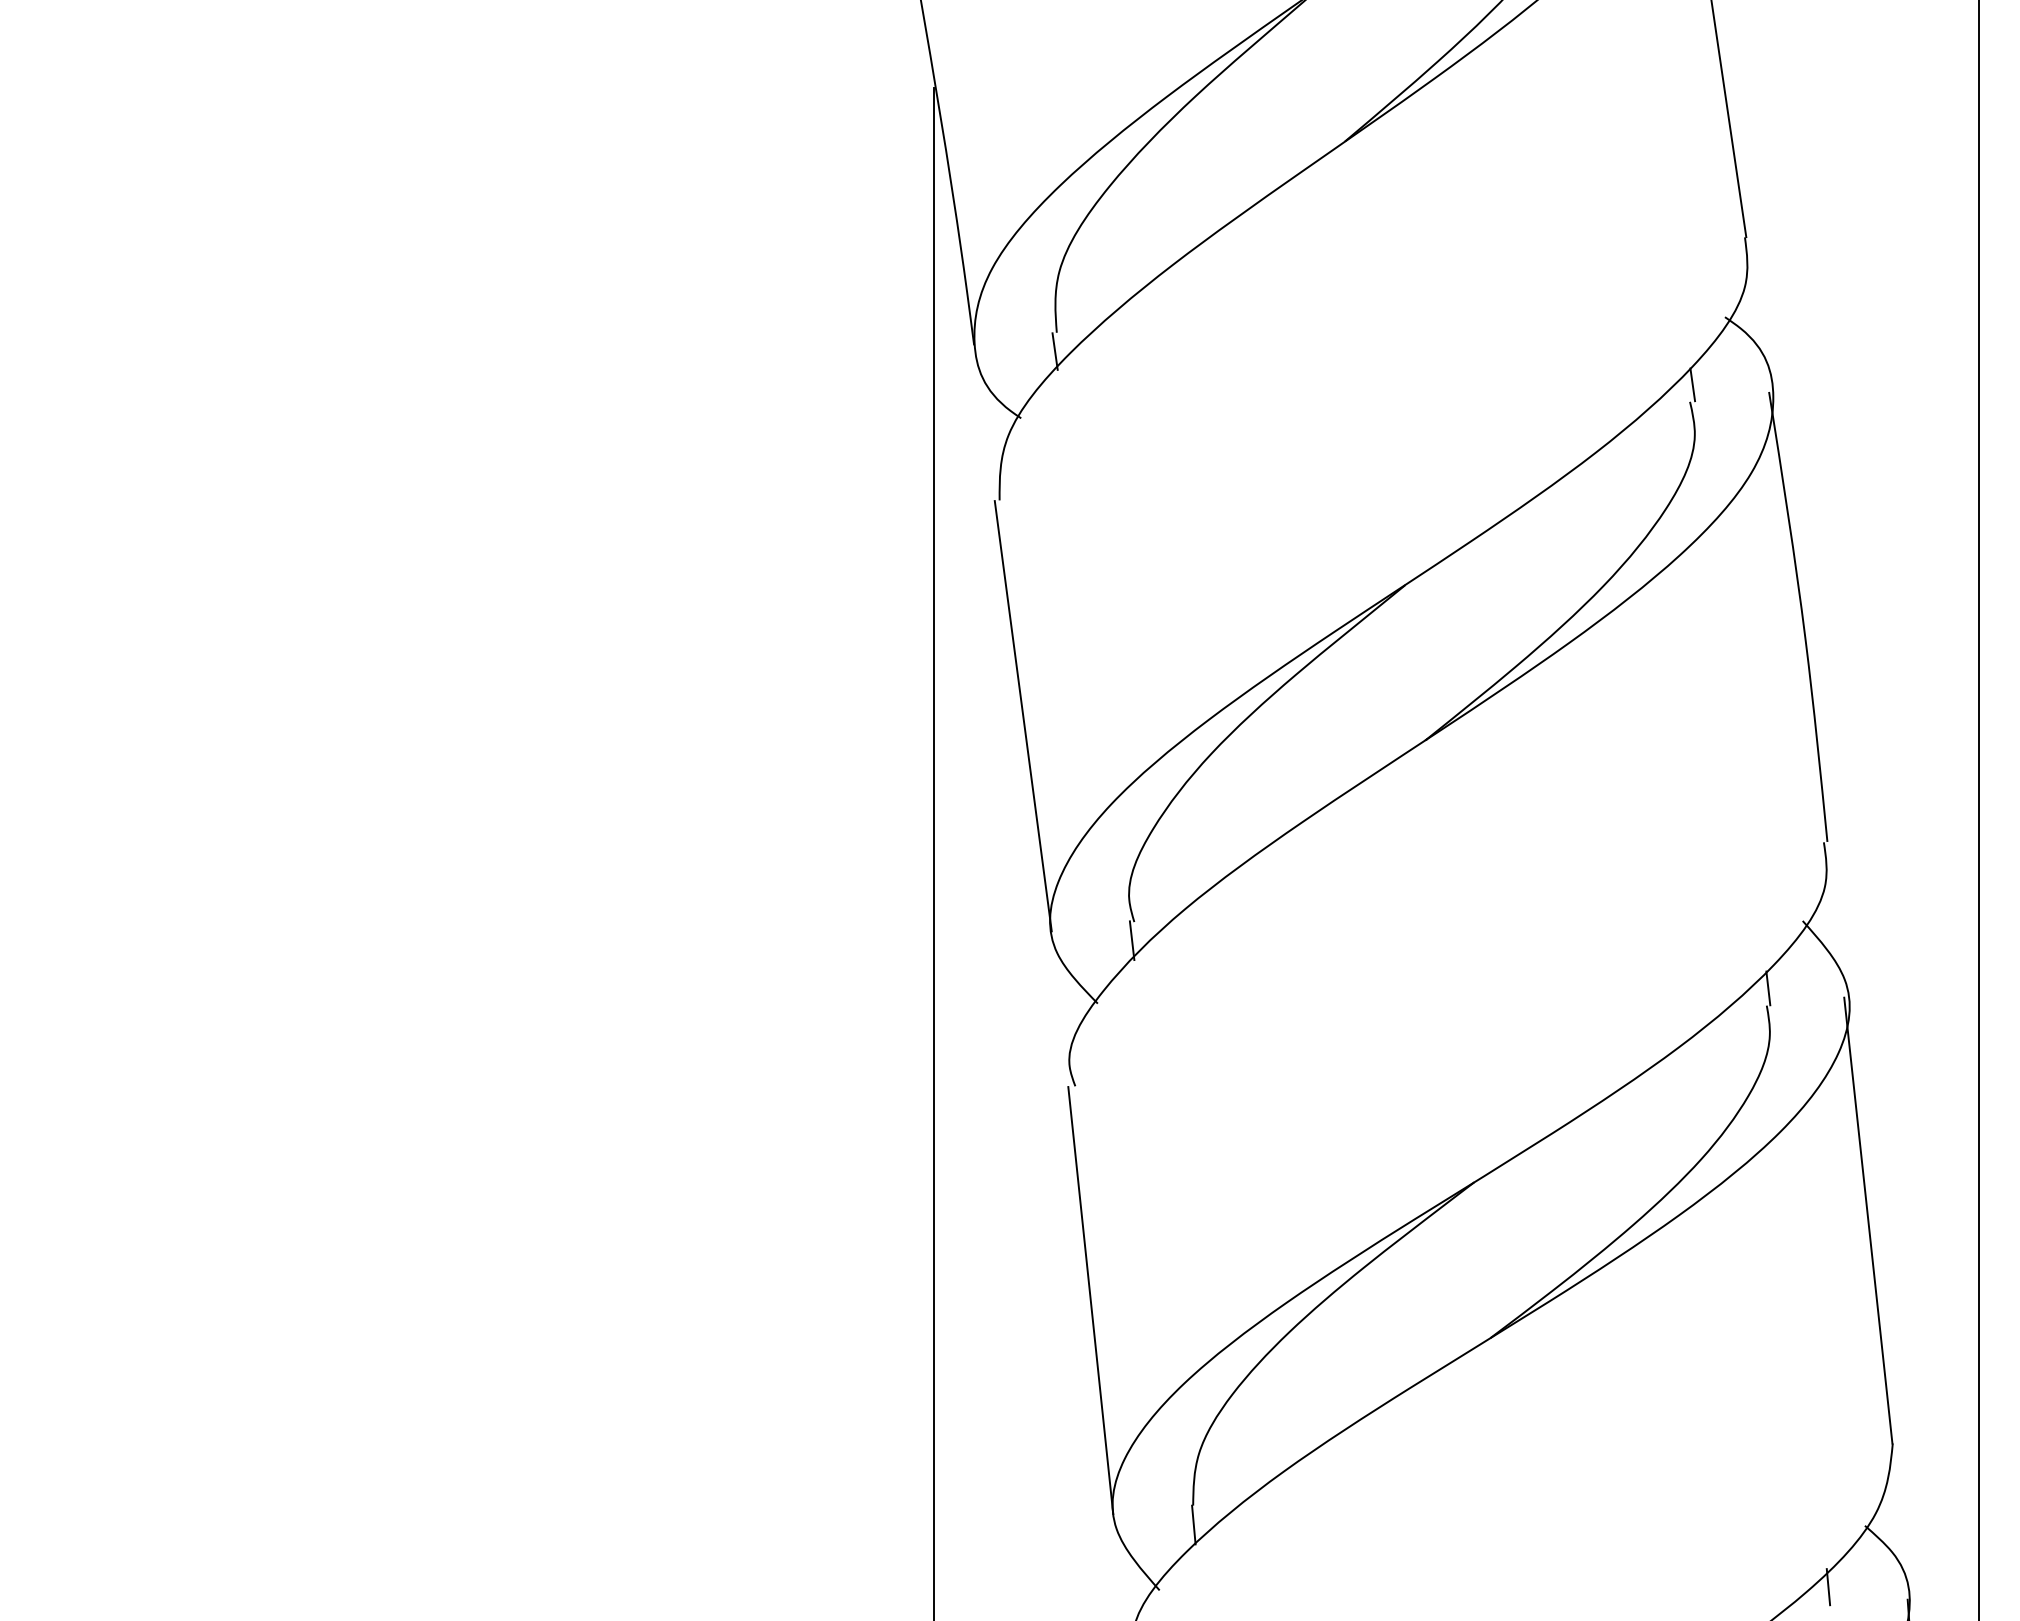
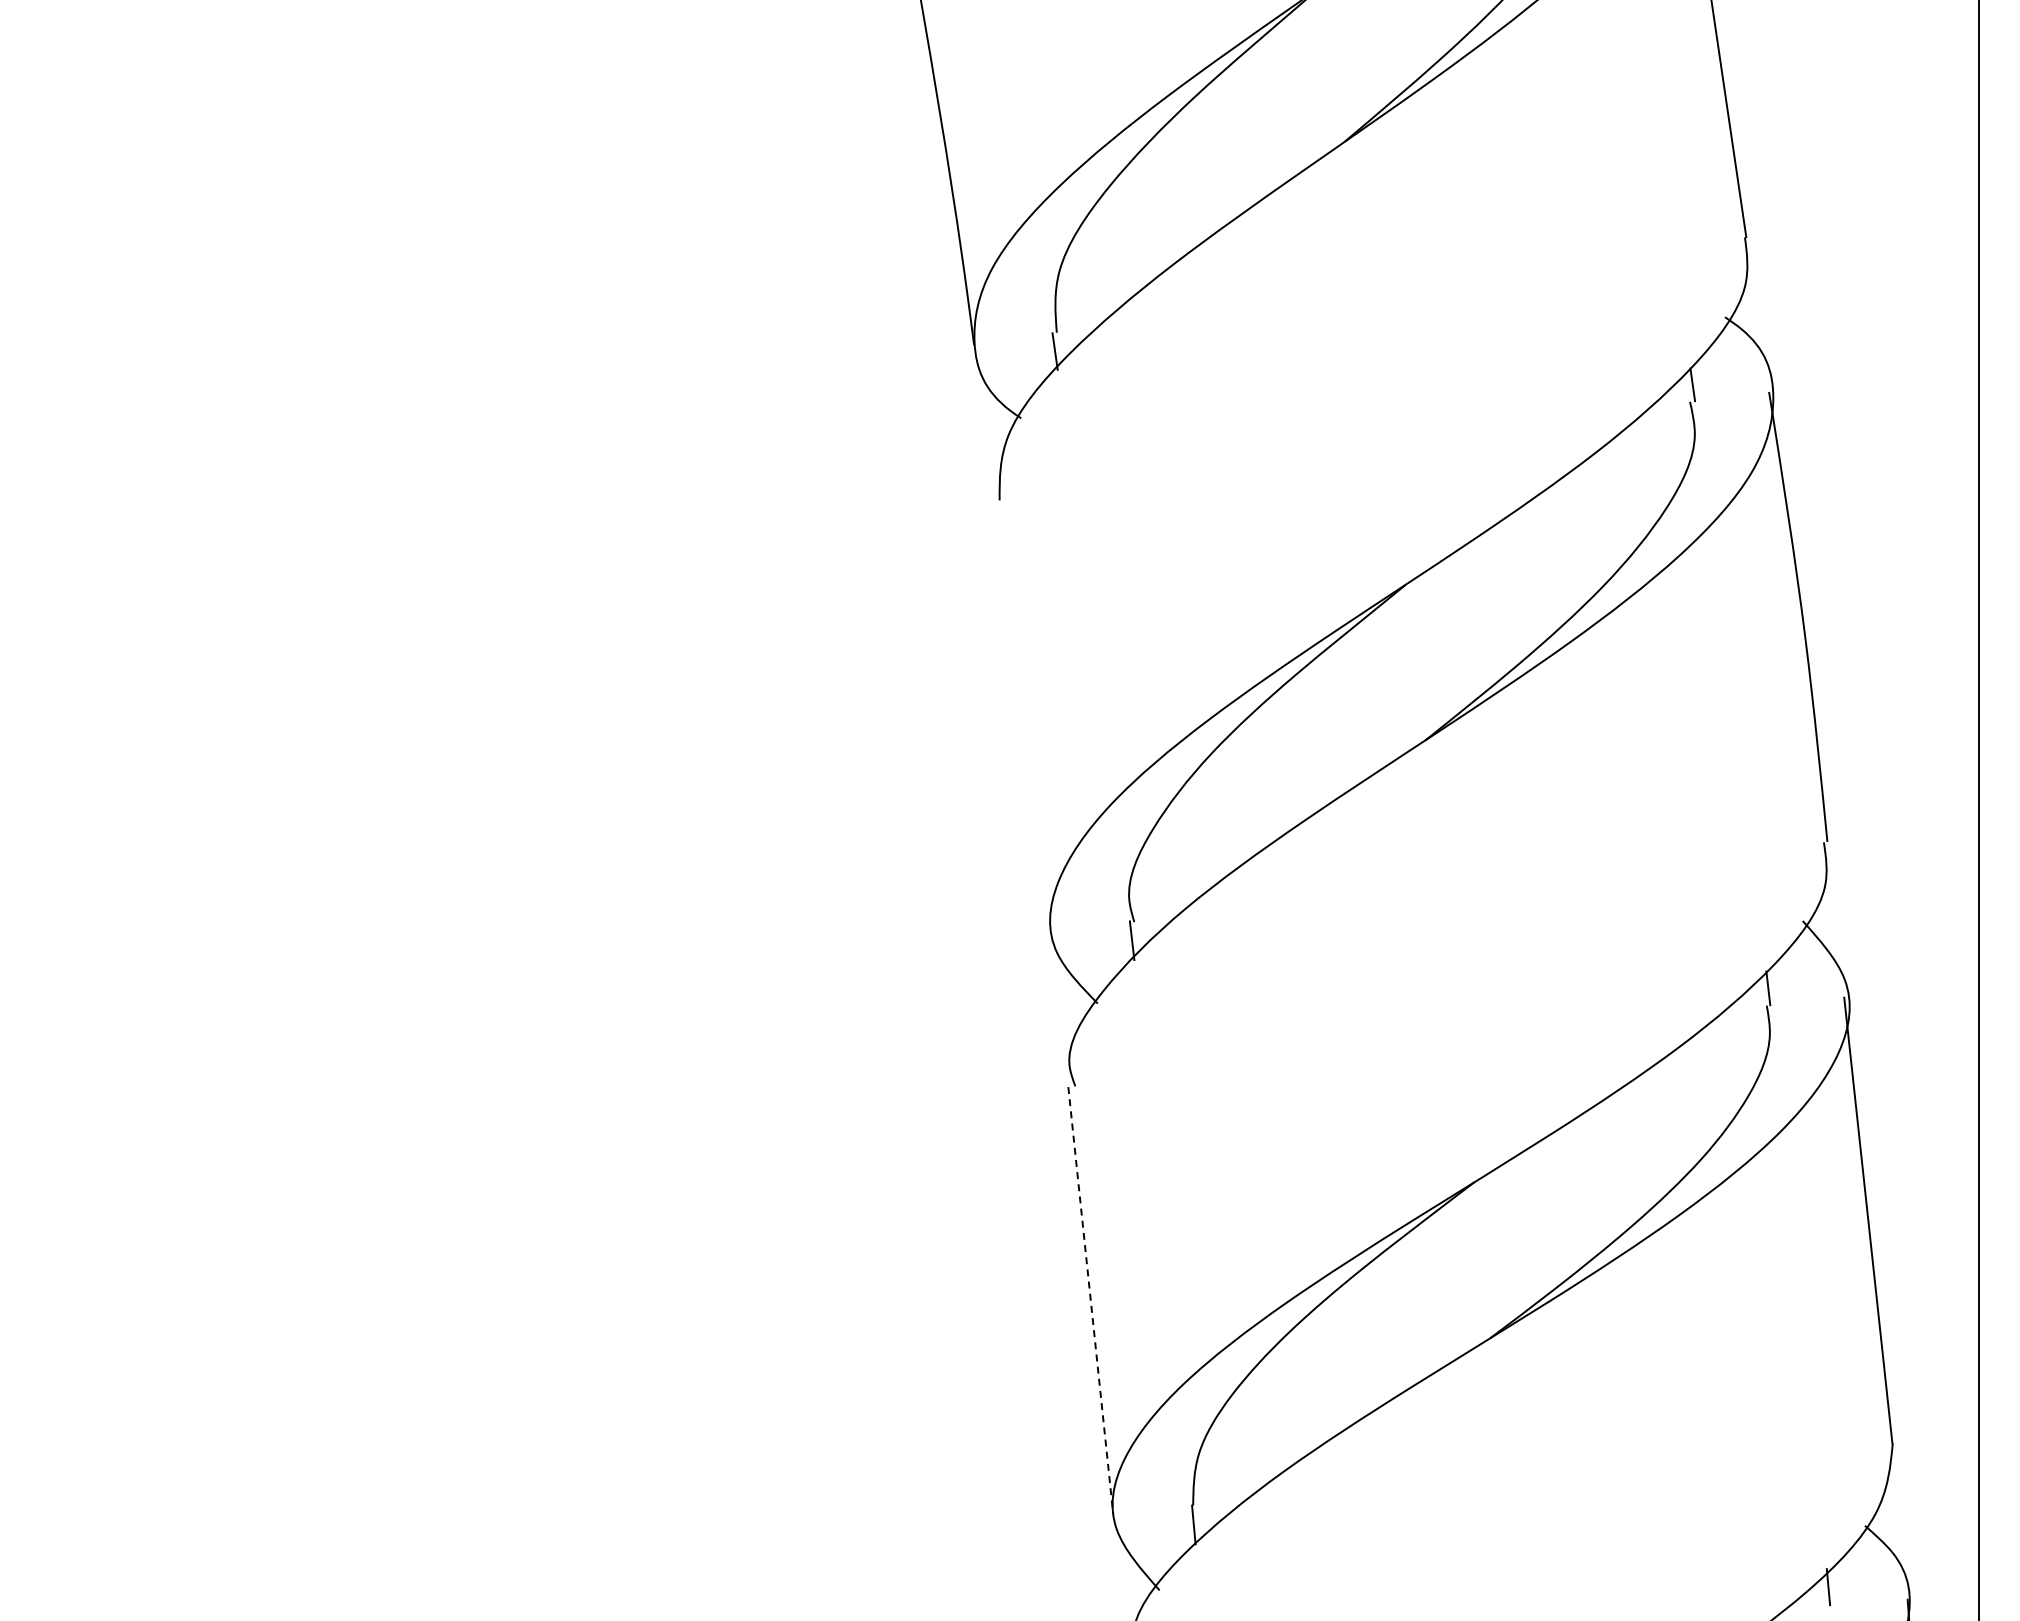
line: present -> none (1022, 716)
line: present -> none (934, 852)
line: solid -> dashed (1090, 1300)
